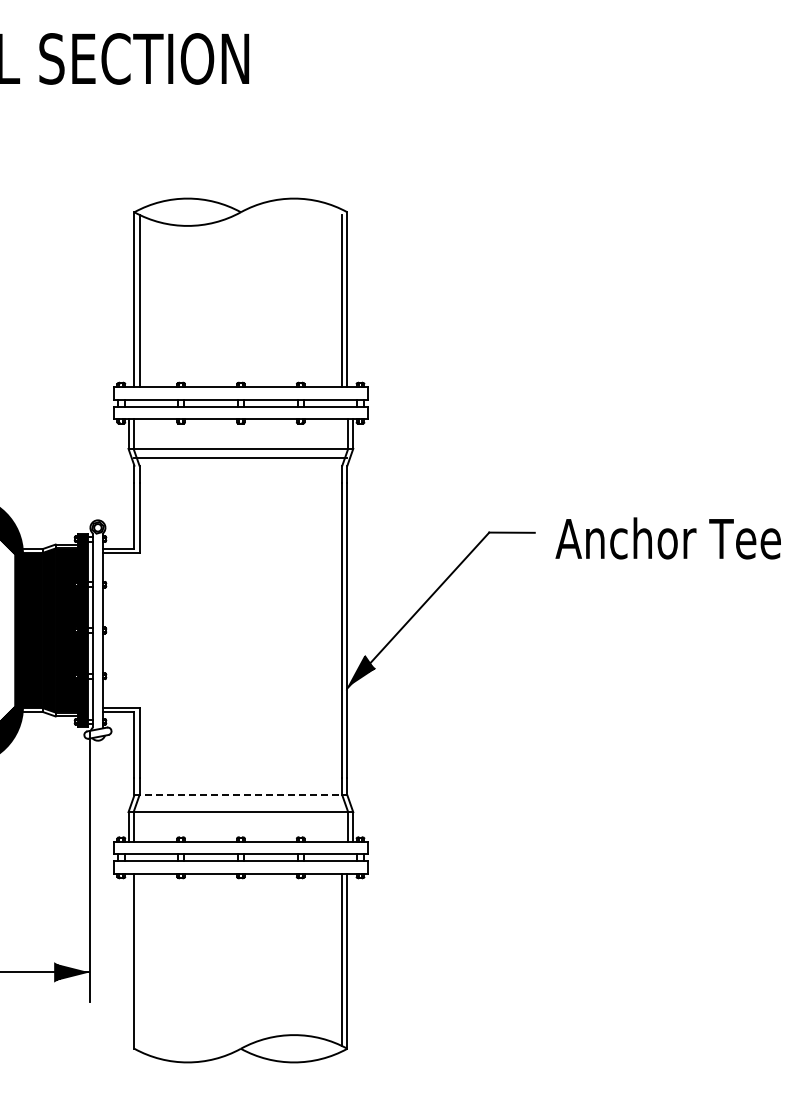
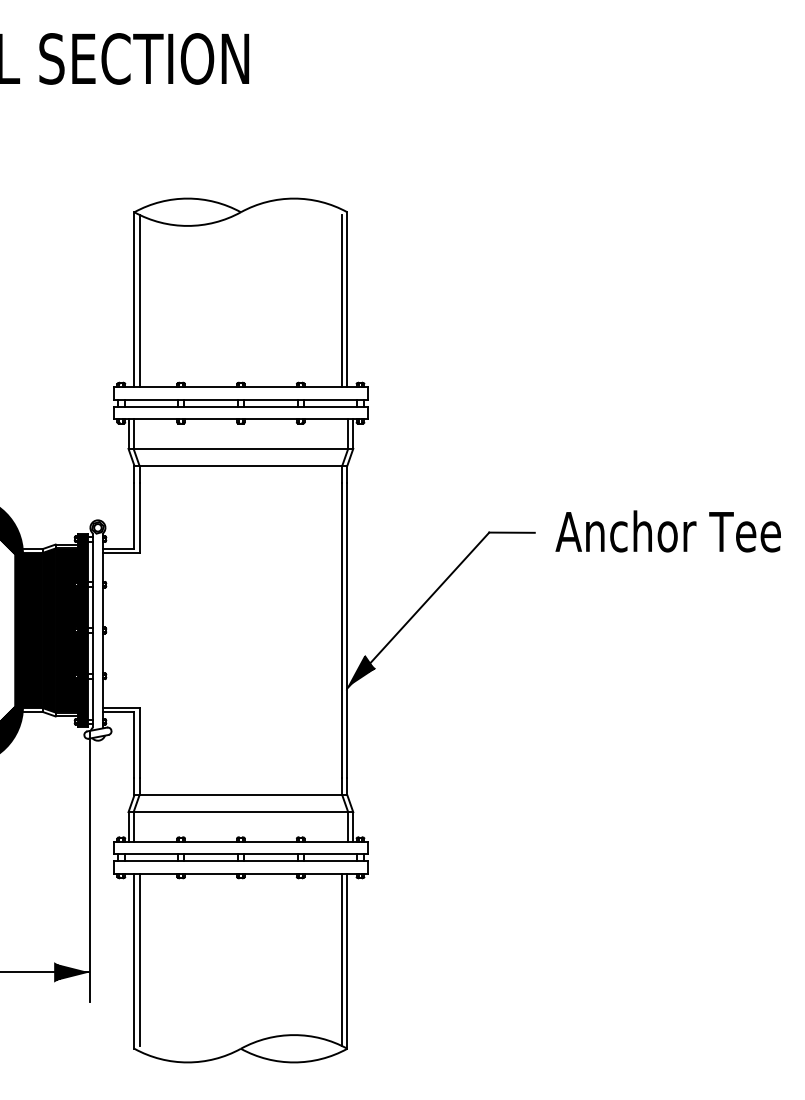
line position: (240, 457) -> (240, 465) (240, 465)
text position: (667, 538) -> (667, 531) (667, 531)
line: dashed -> solid (241, 795)
line: none -> present (139, 959)
